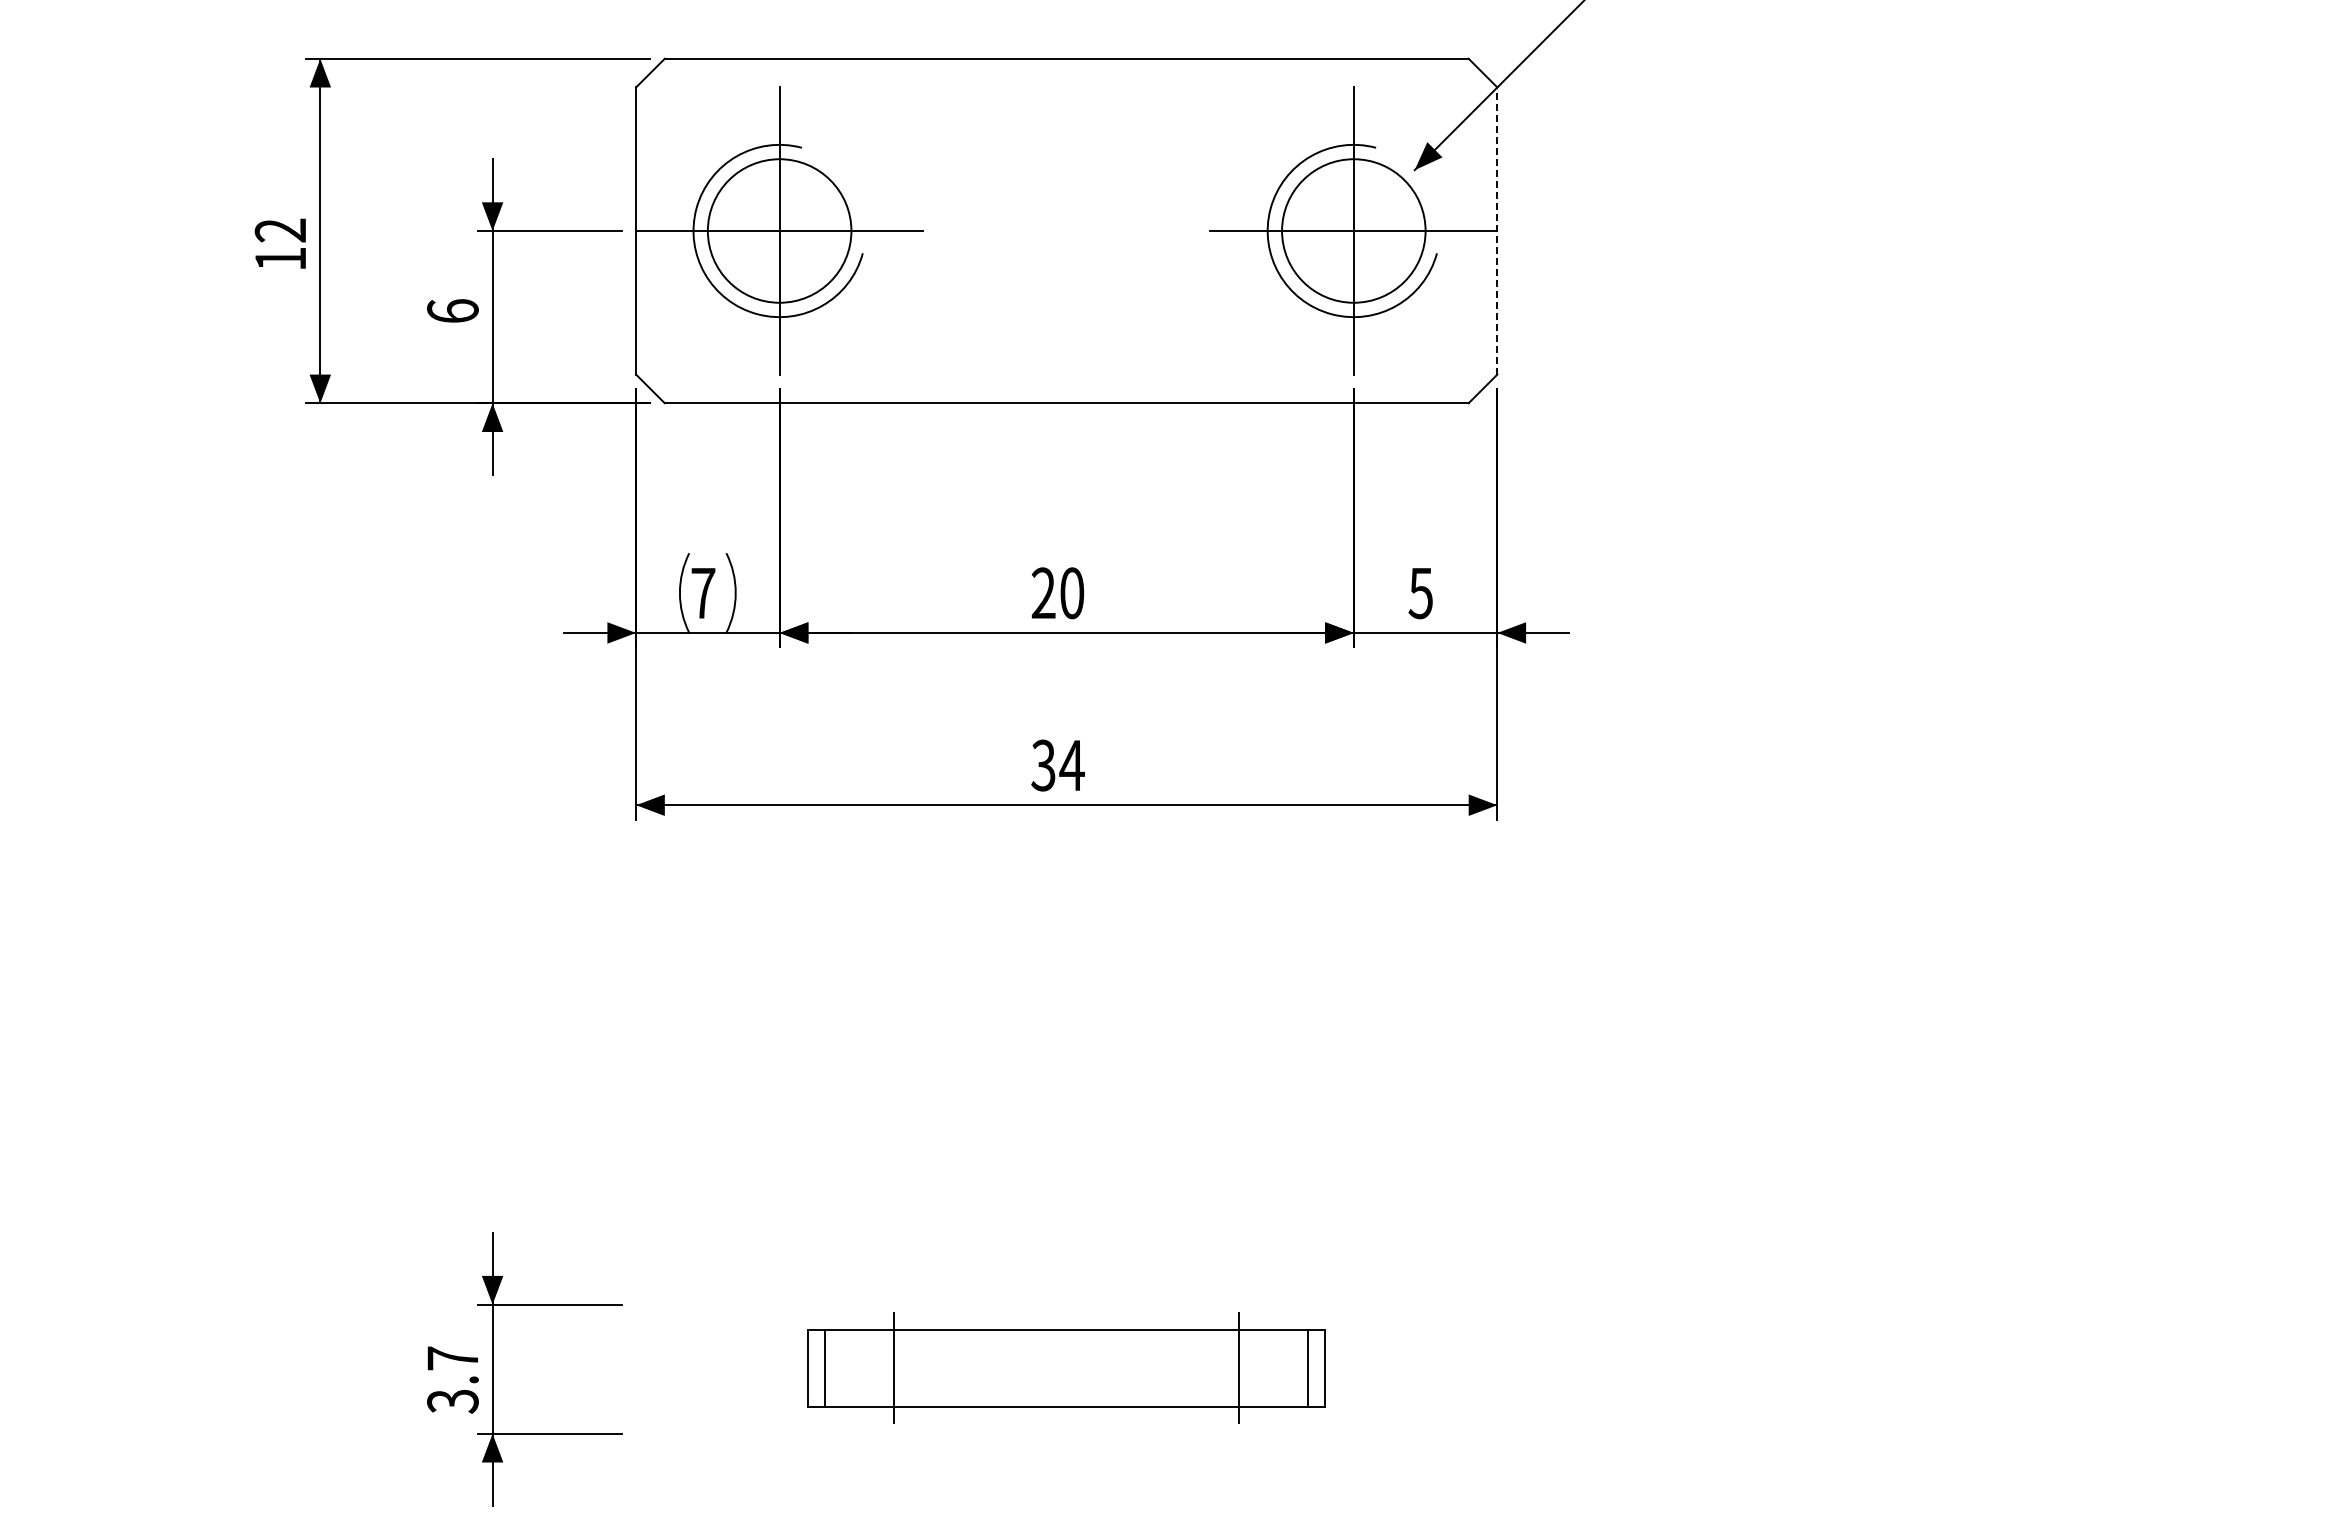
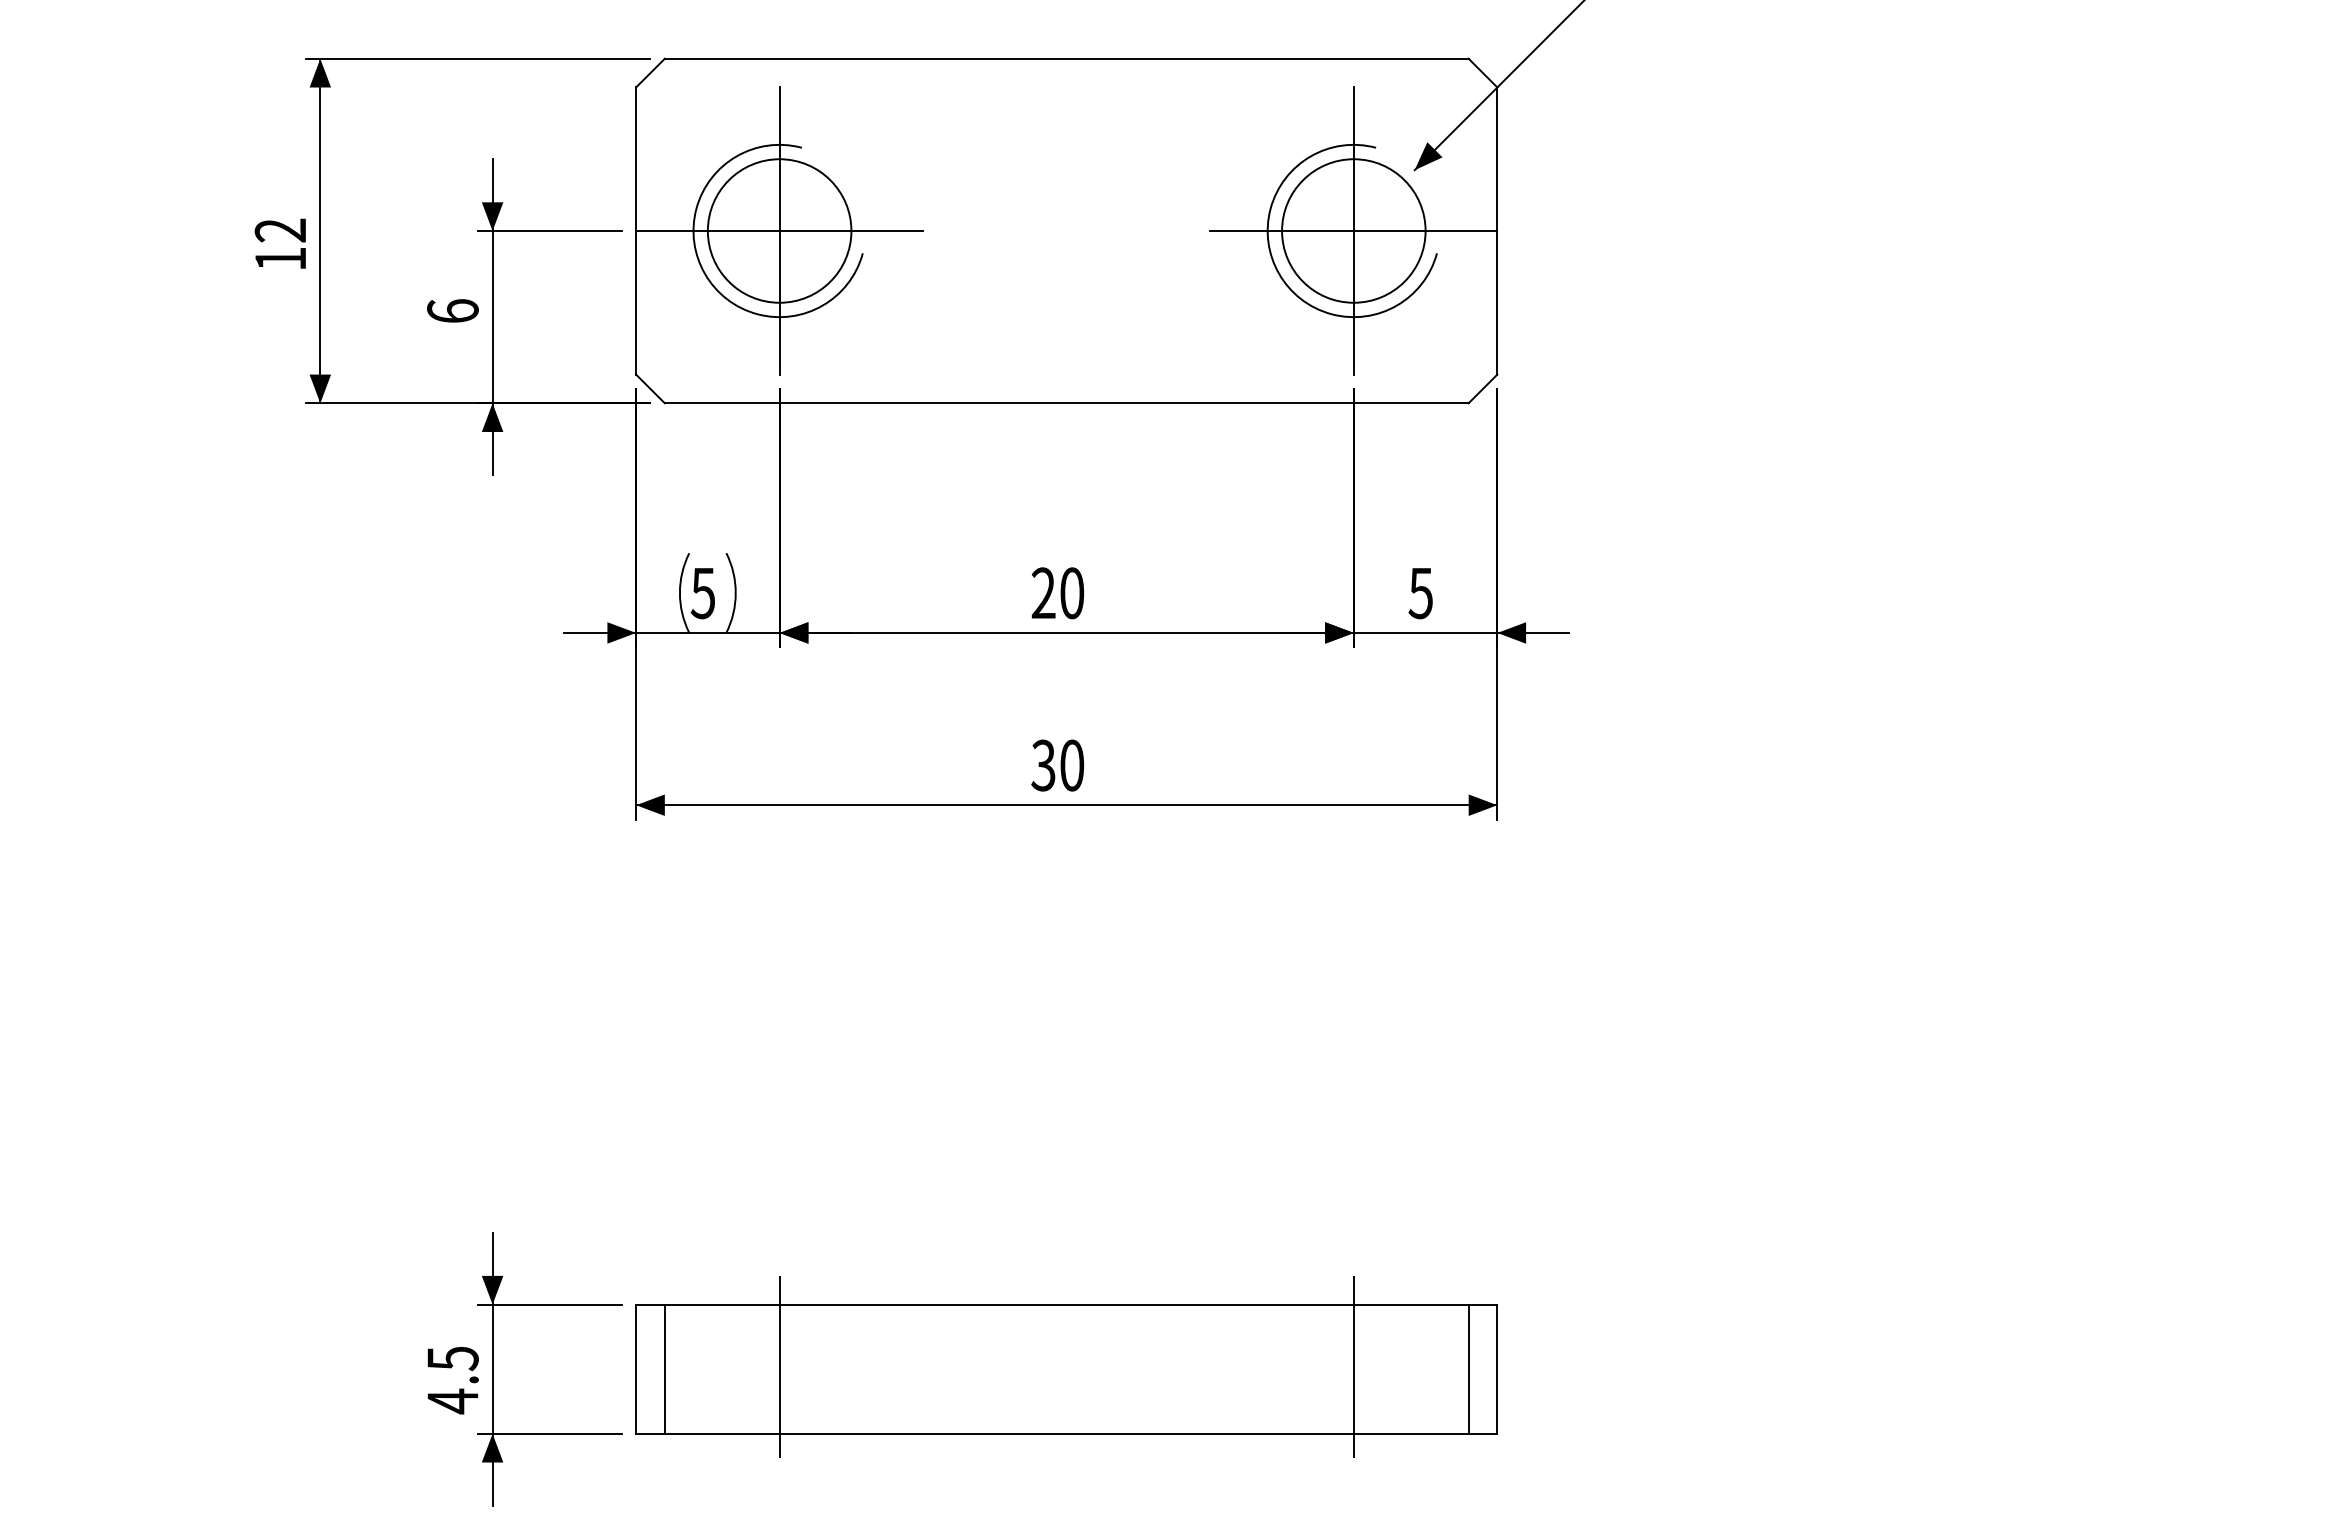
line: dashed -> solid (1497, 231)
text: 7 -> 5 (702, 593)
text: 34 -> 30 (1071, 765)
part size: 519x112 px -> 863x182 px (1066, 1366)
text: 3.7 -> 4.5 (452, 1380)
